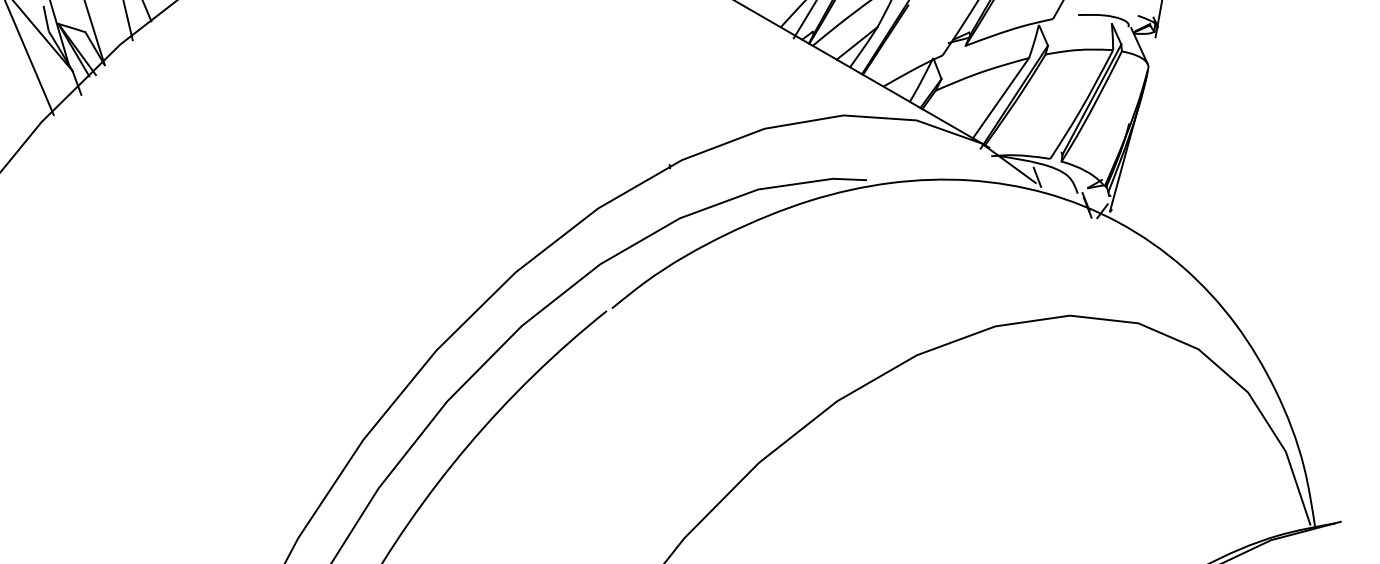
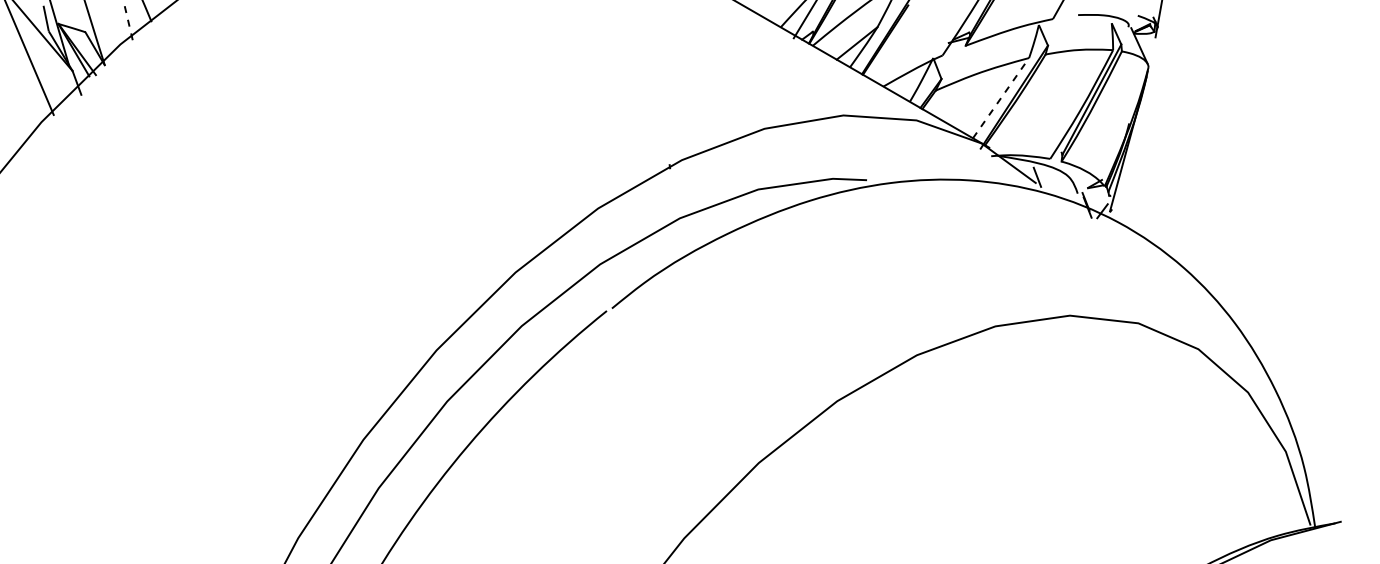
line: solid -> dashed (127, 19)
line: solid -> dashed (1001, 98)
